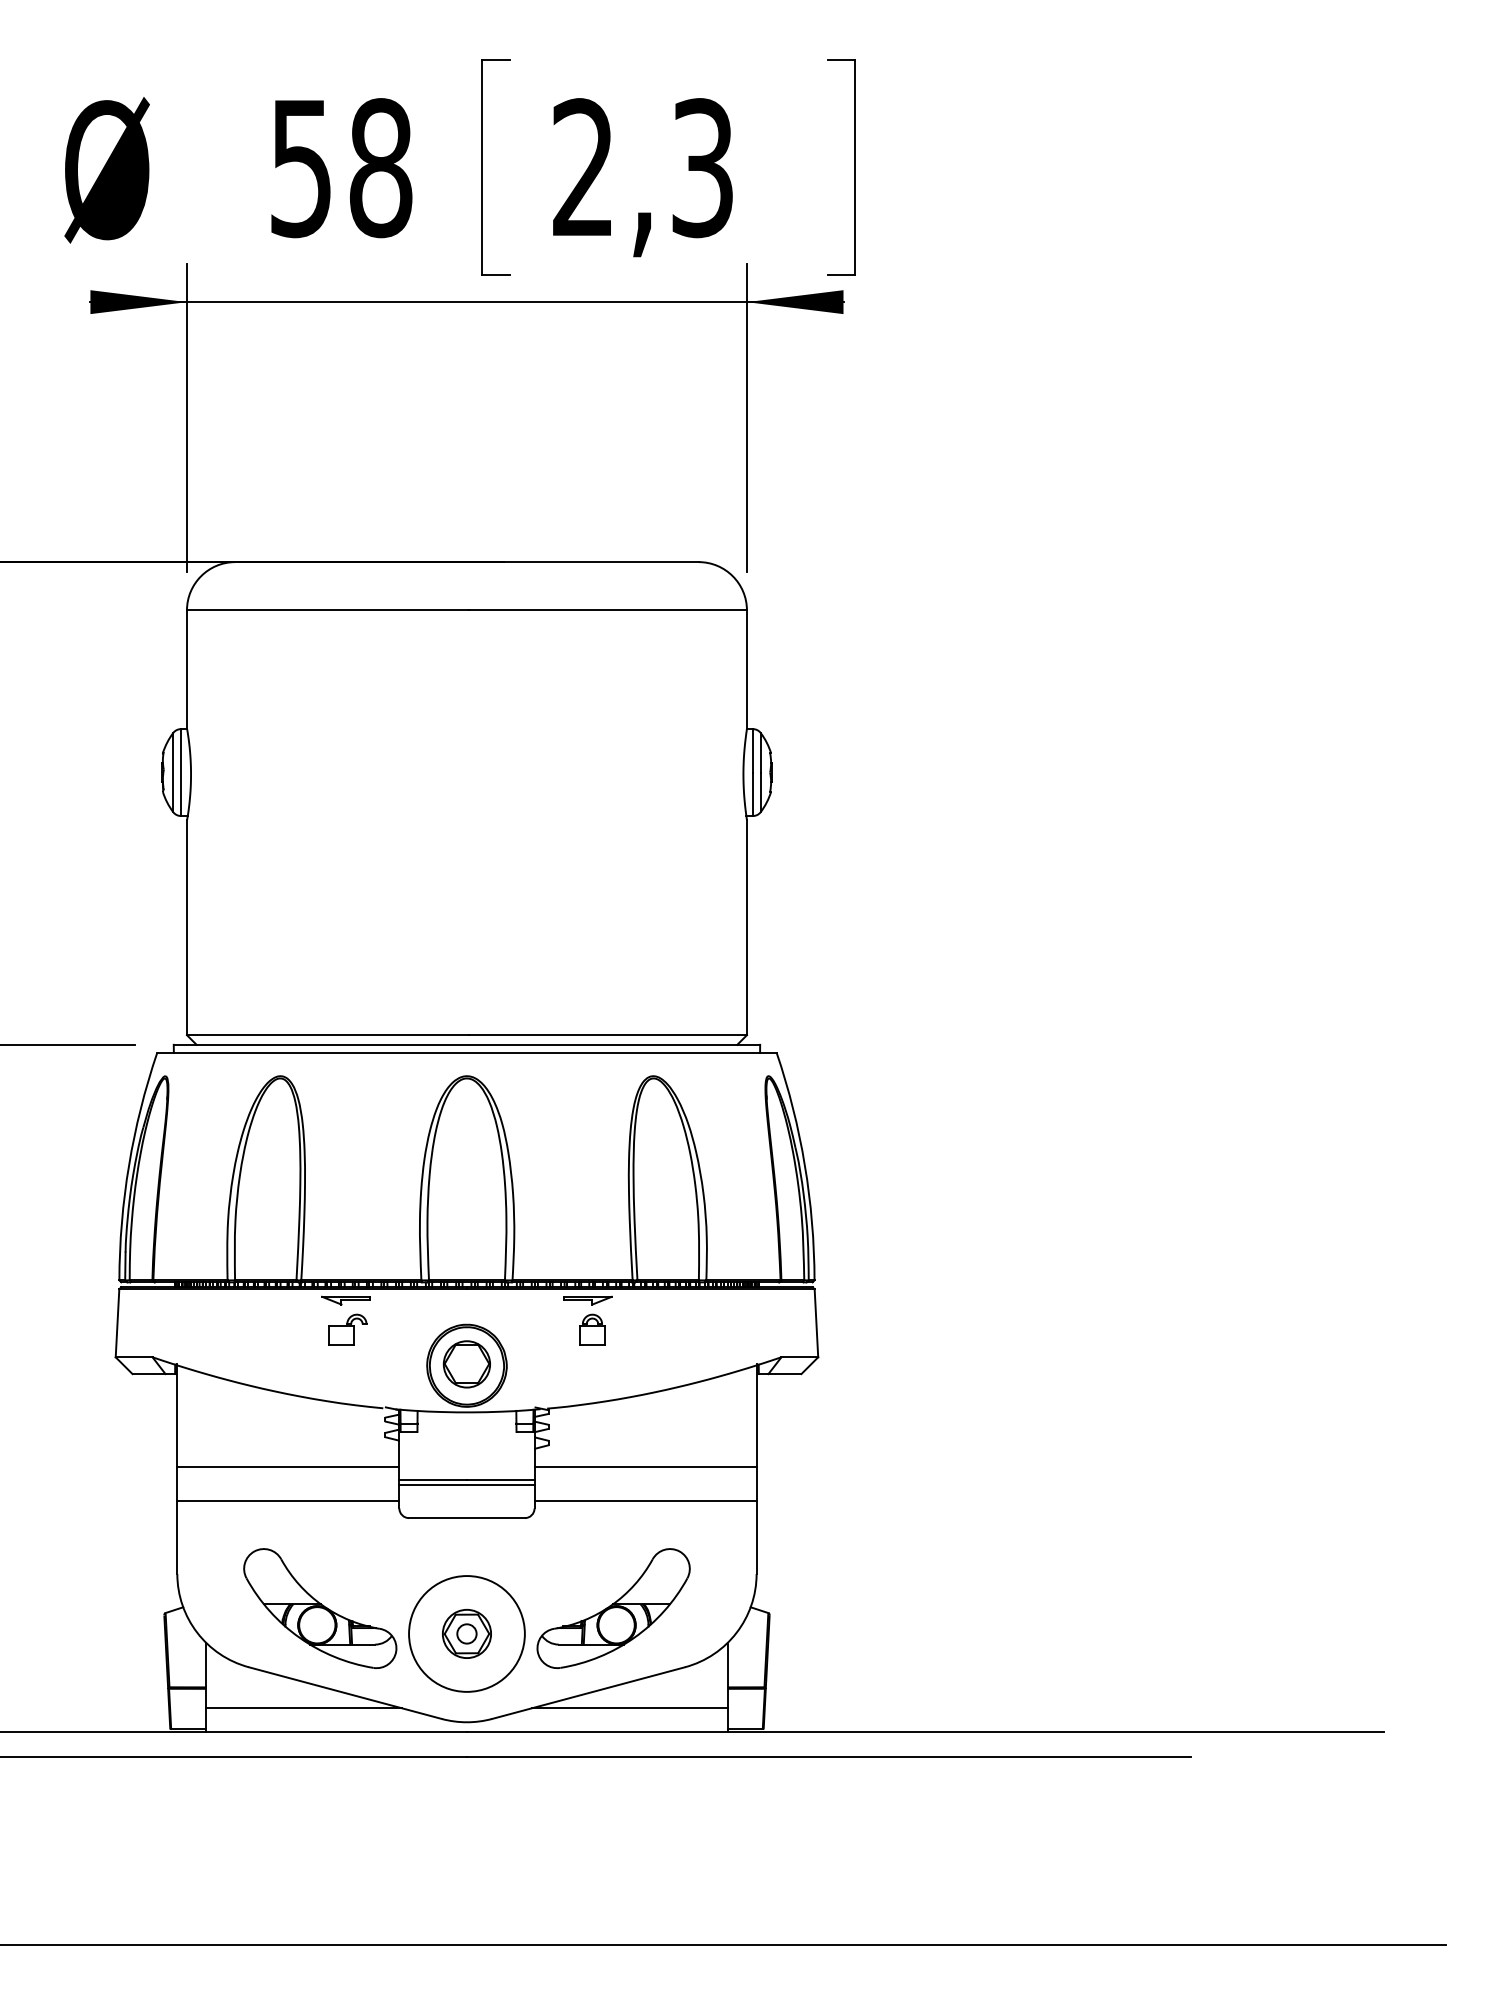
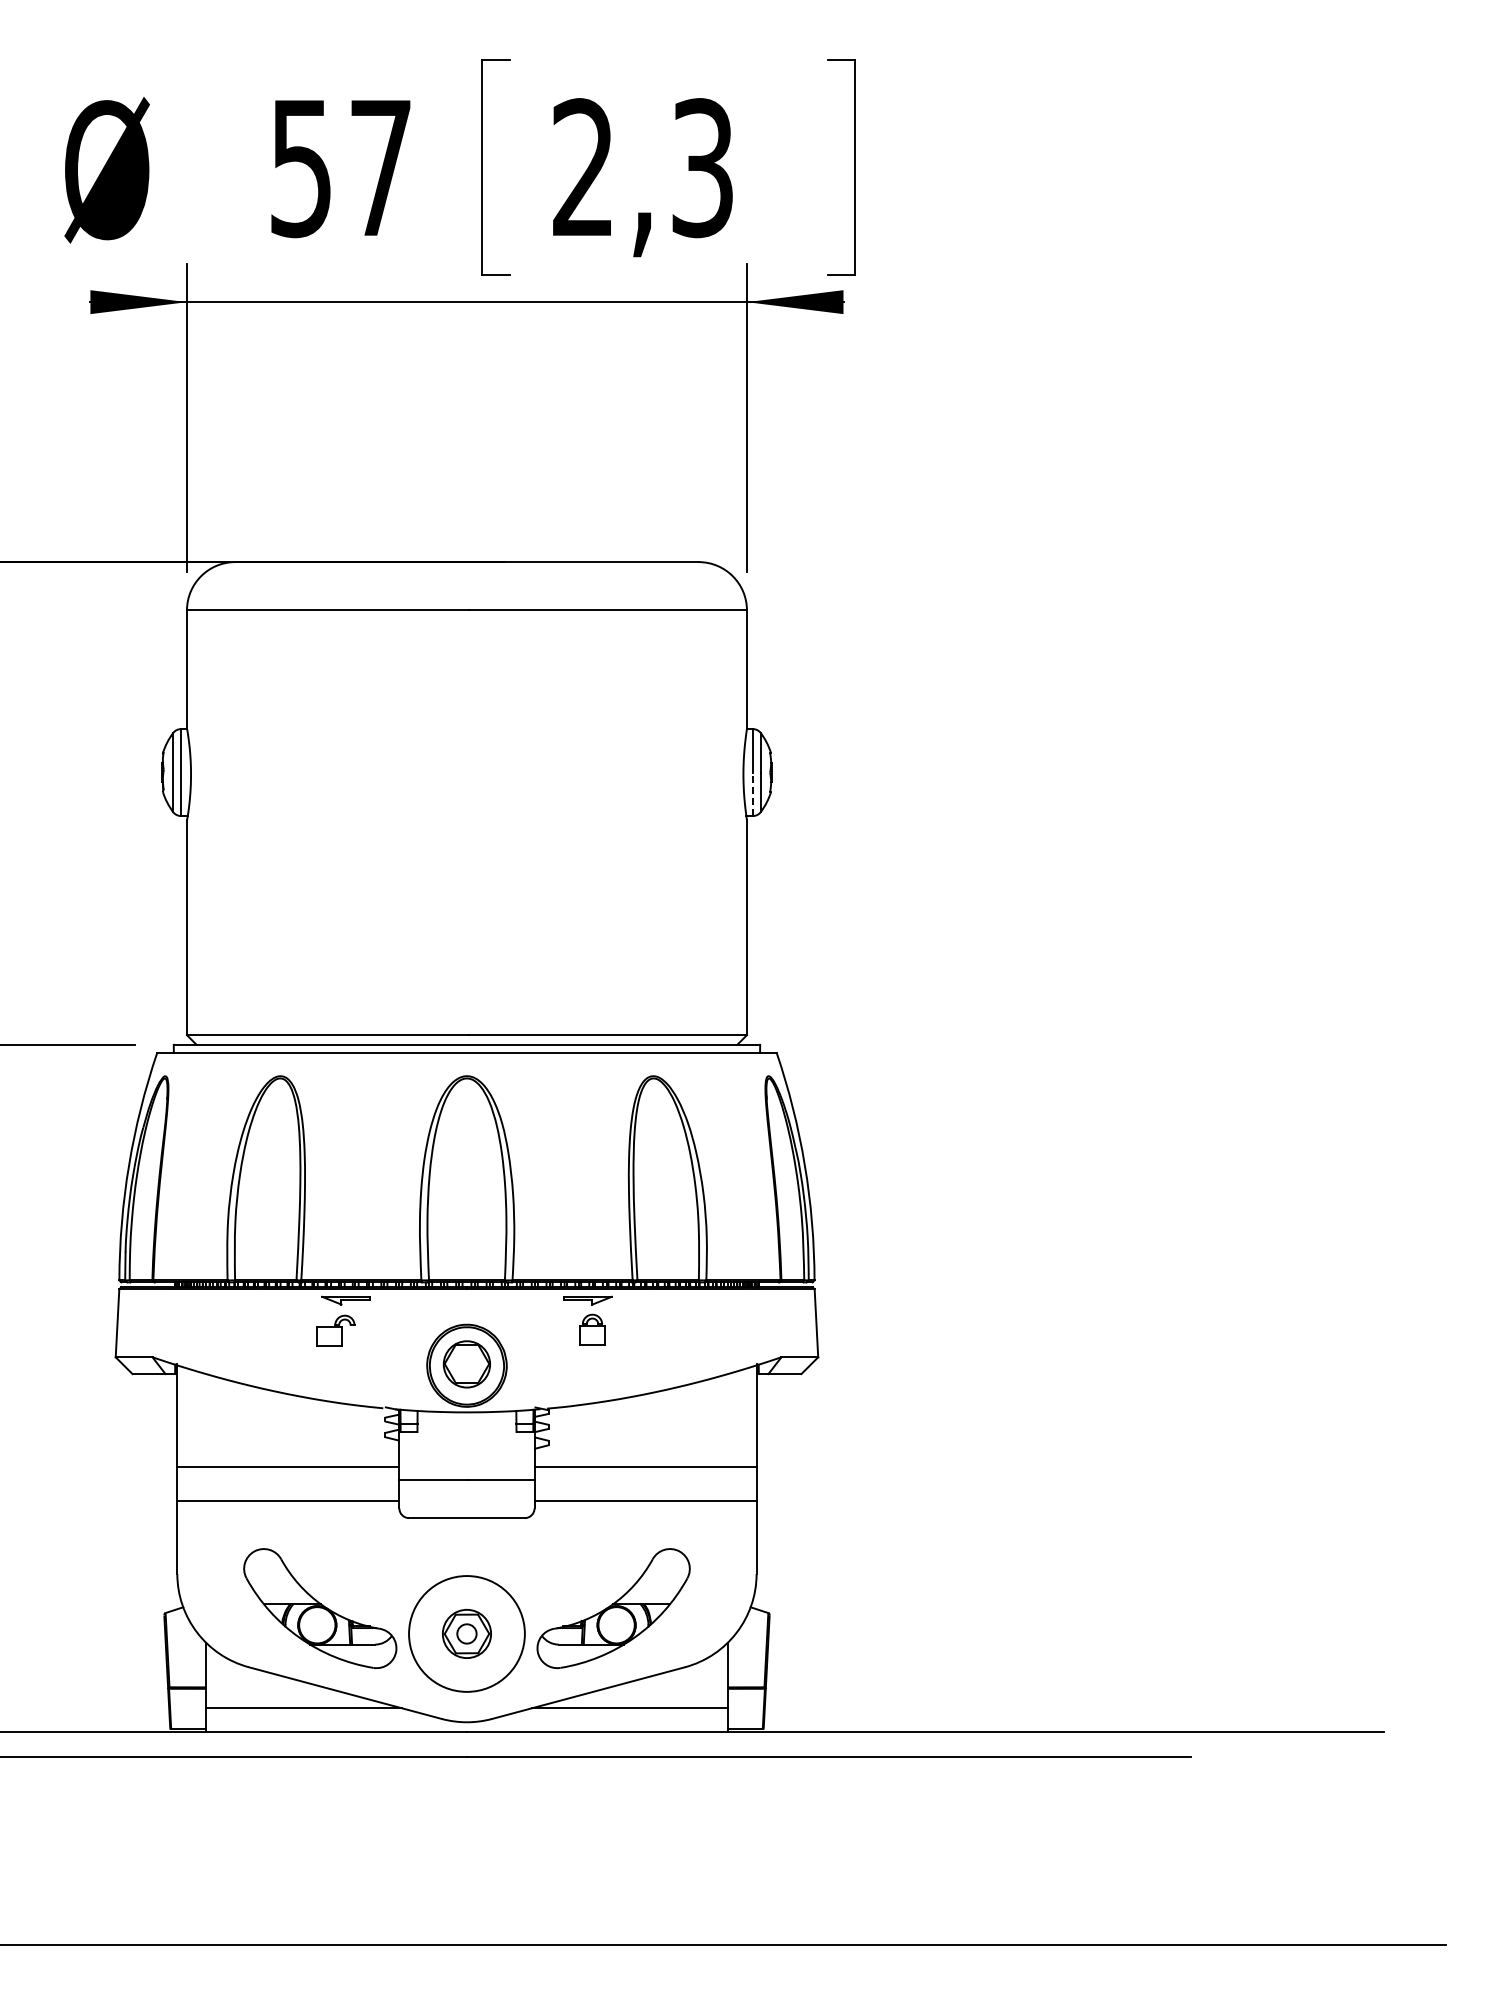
text: 58 -> 57 (381, 168)
line: solid -> dashed (753, 794)
part position: (347, 1329) -> (335, 1330) (335, 1330)
line: present -> none (466, 1484)
